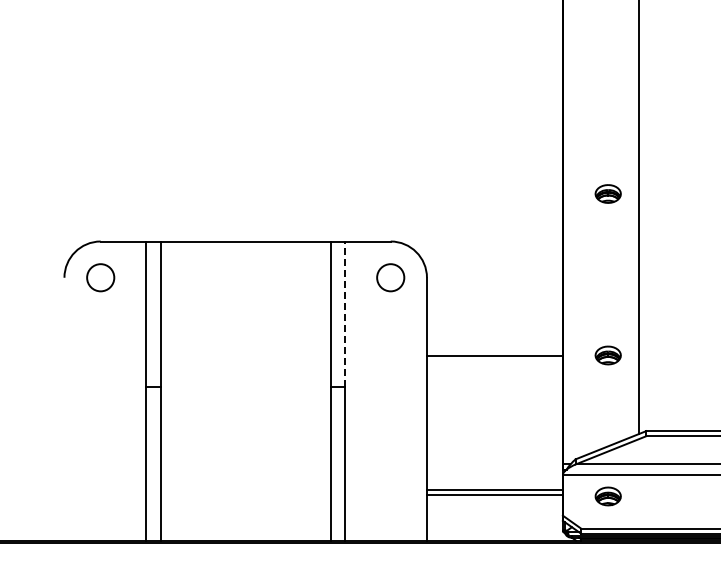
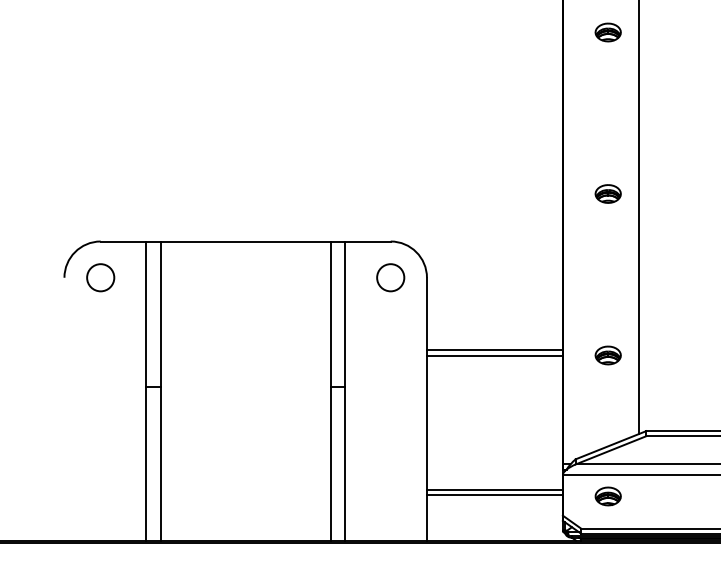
part: none -> present (607, 32)
line: dashed -> solid (345, 314)
line: none -> present (494, 350)
